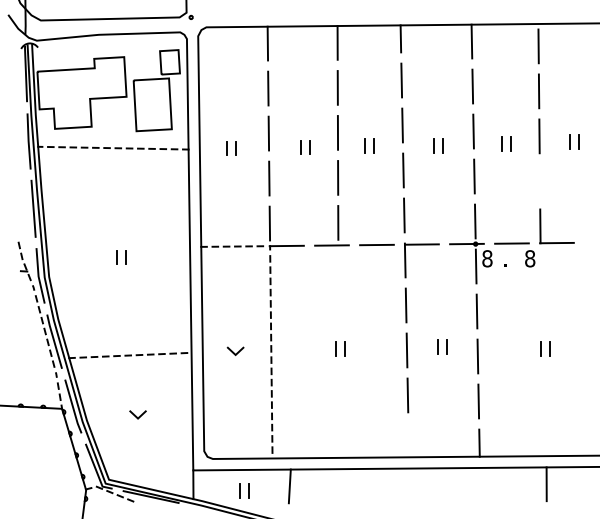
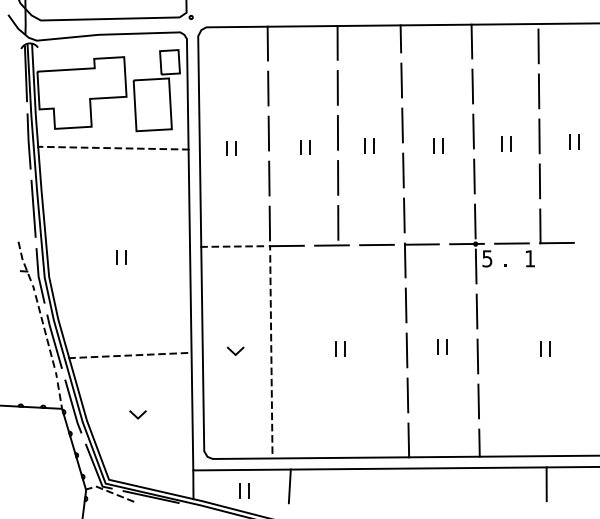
line: none -> present (539, 181)
text: 8 -> 5 (487, 258)
text: 8 -> 1 (530, 258)
line: none -> present (408, 440)
